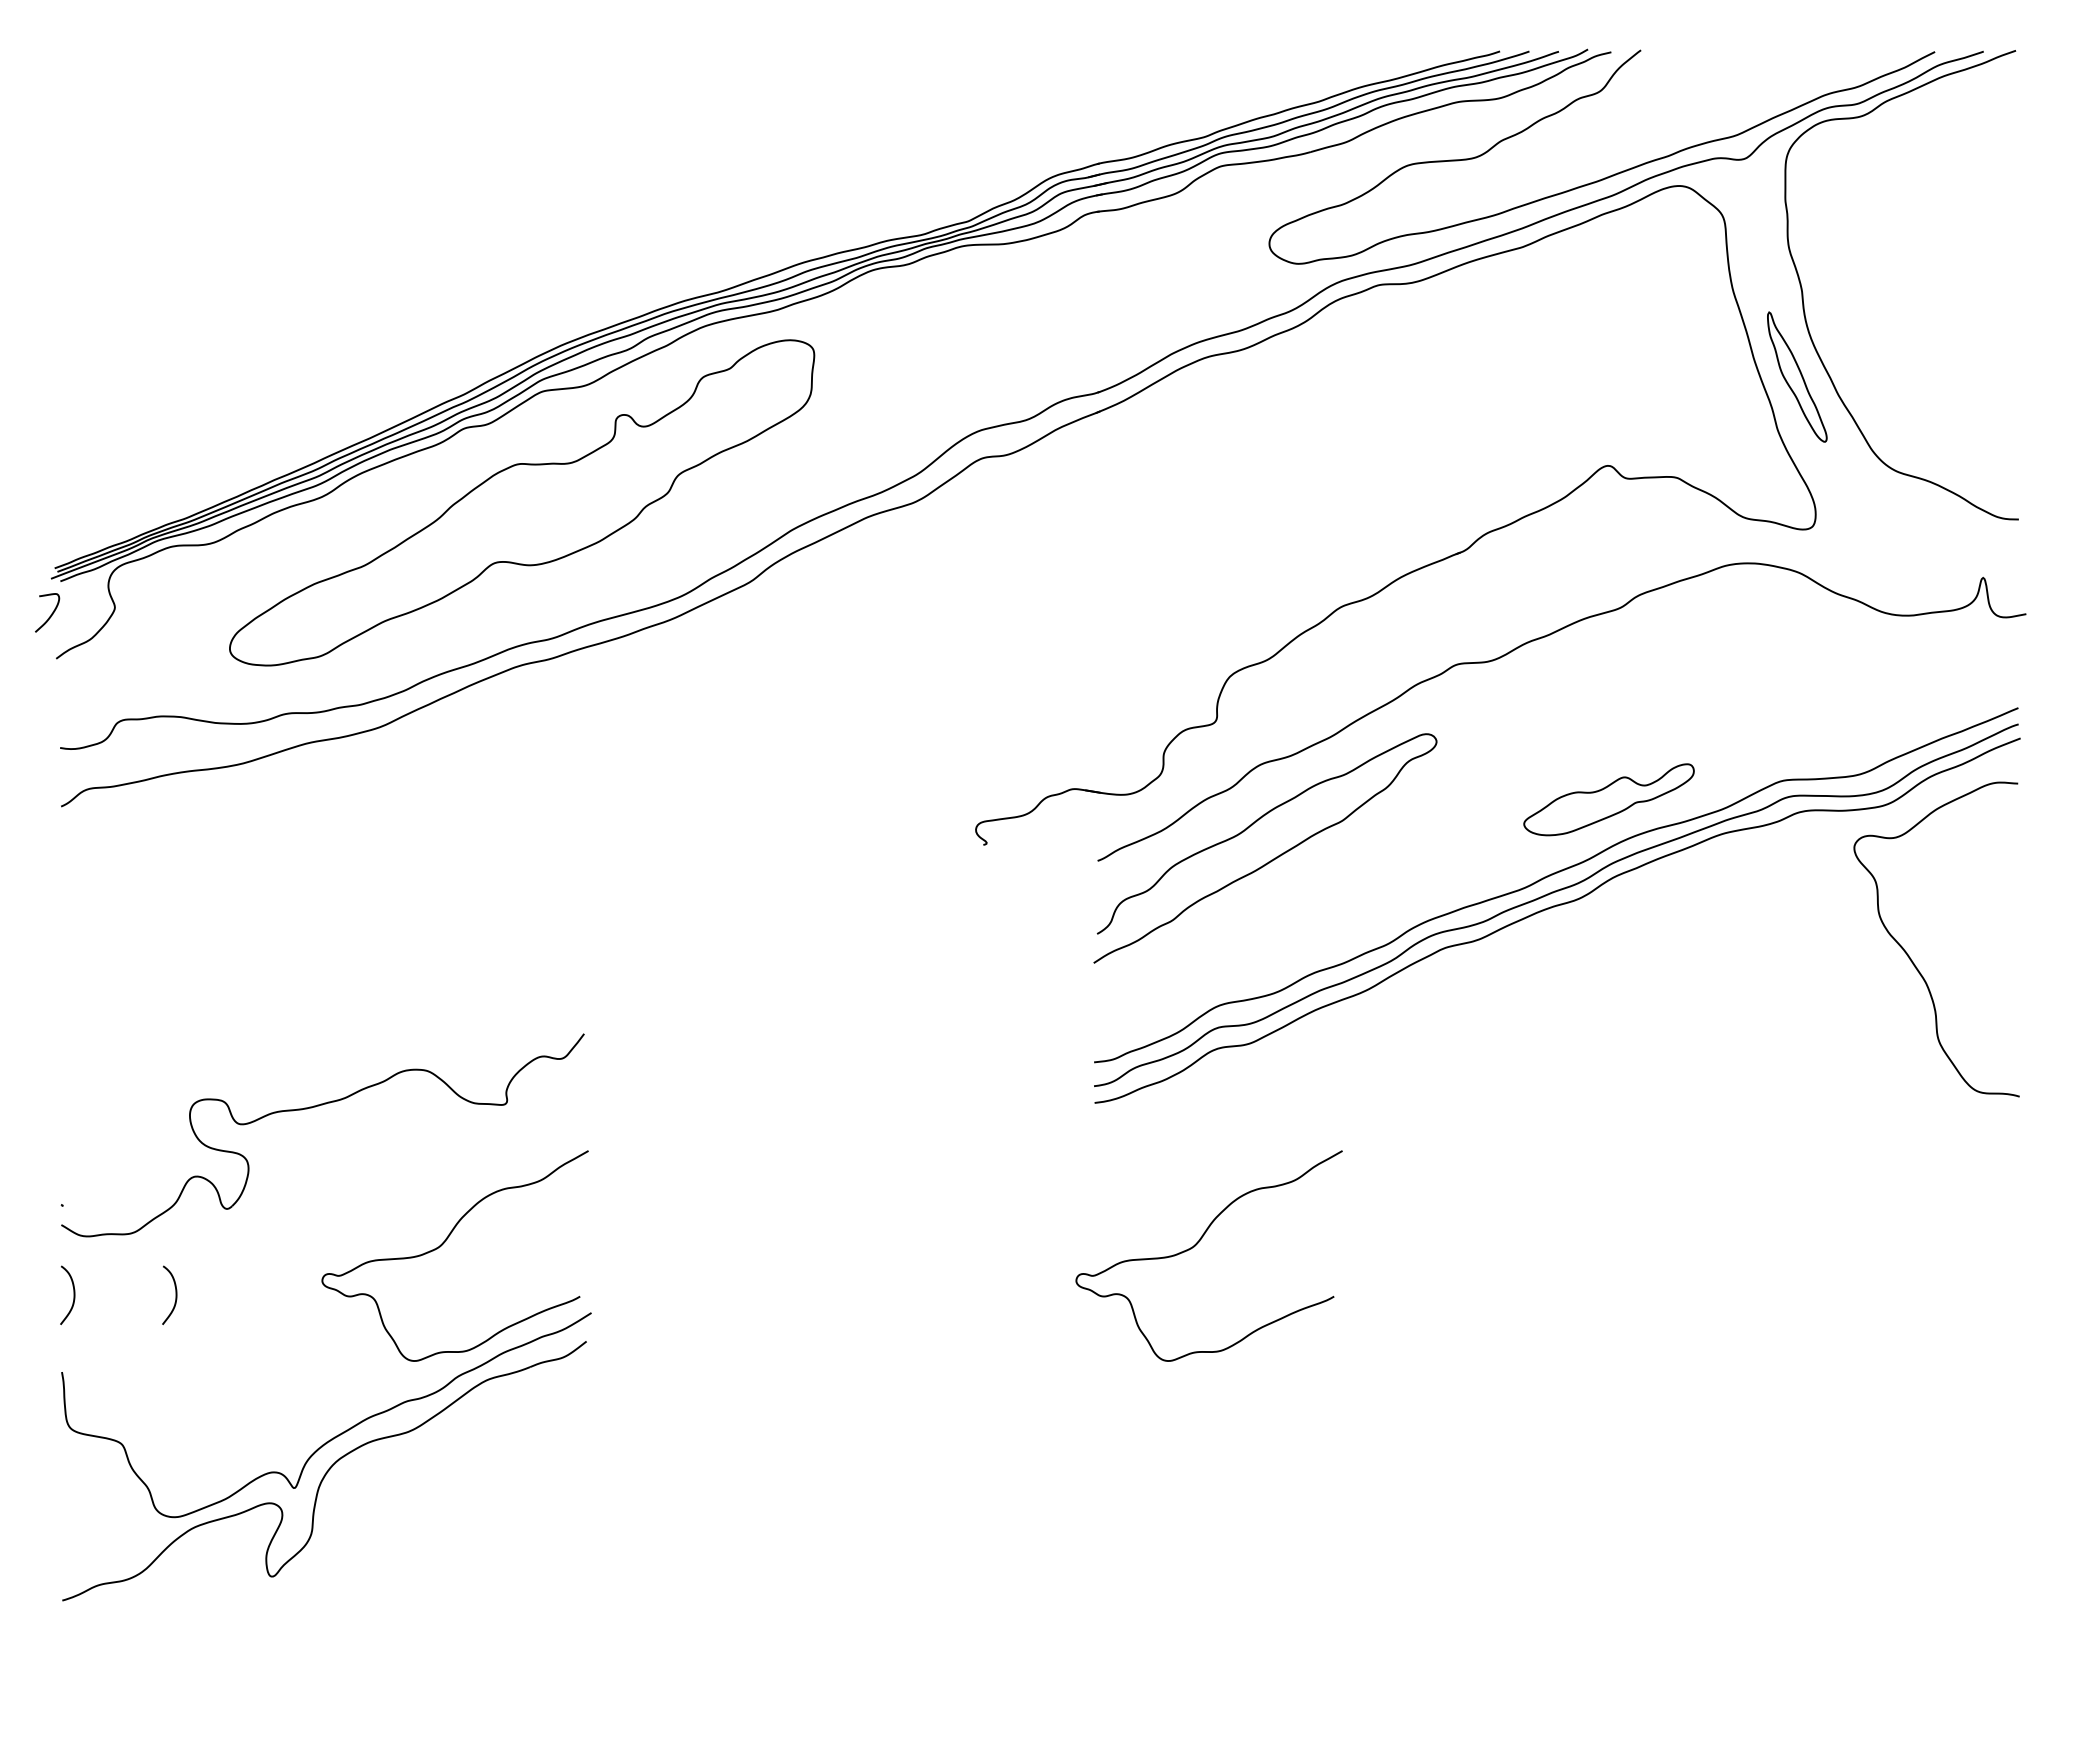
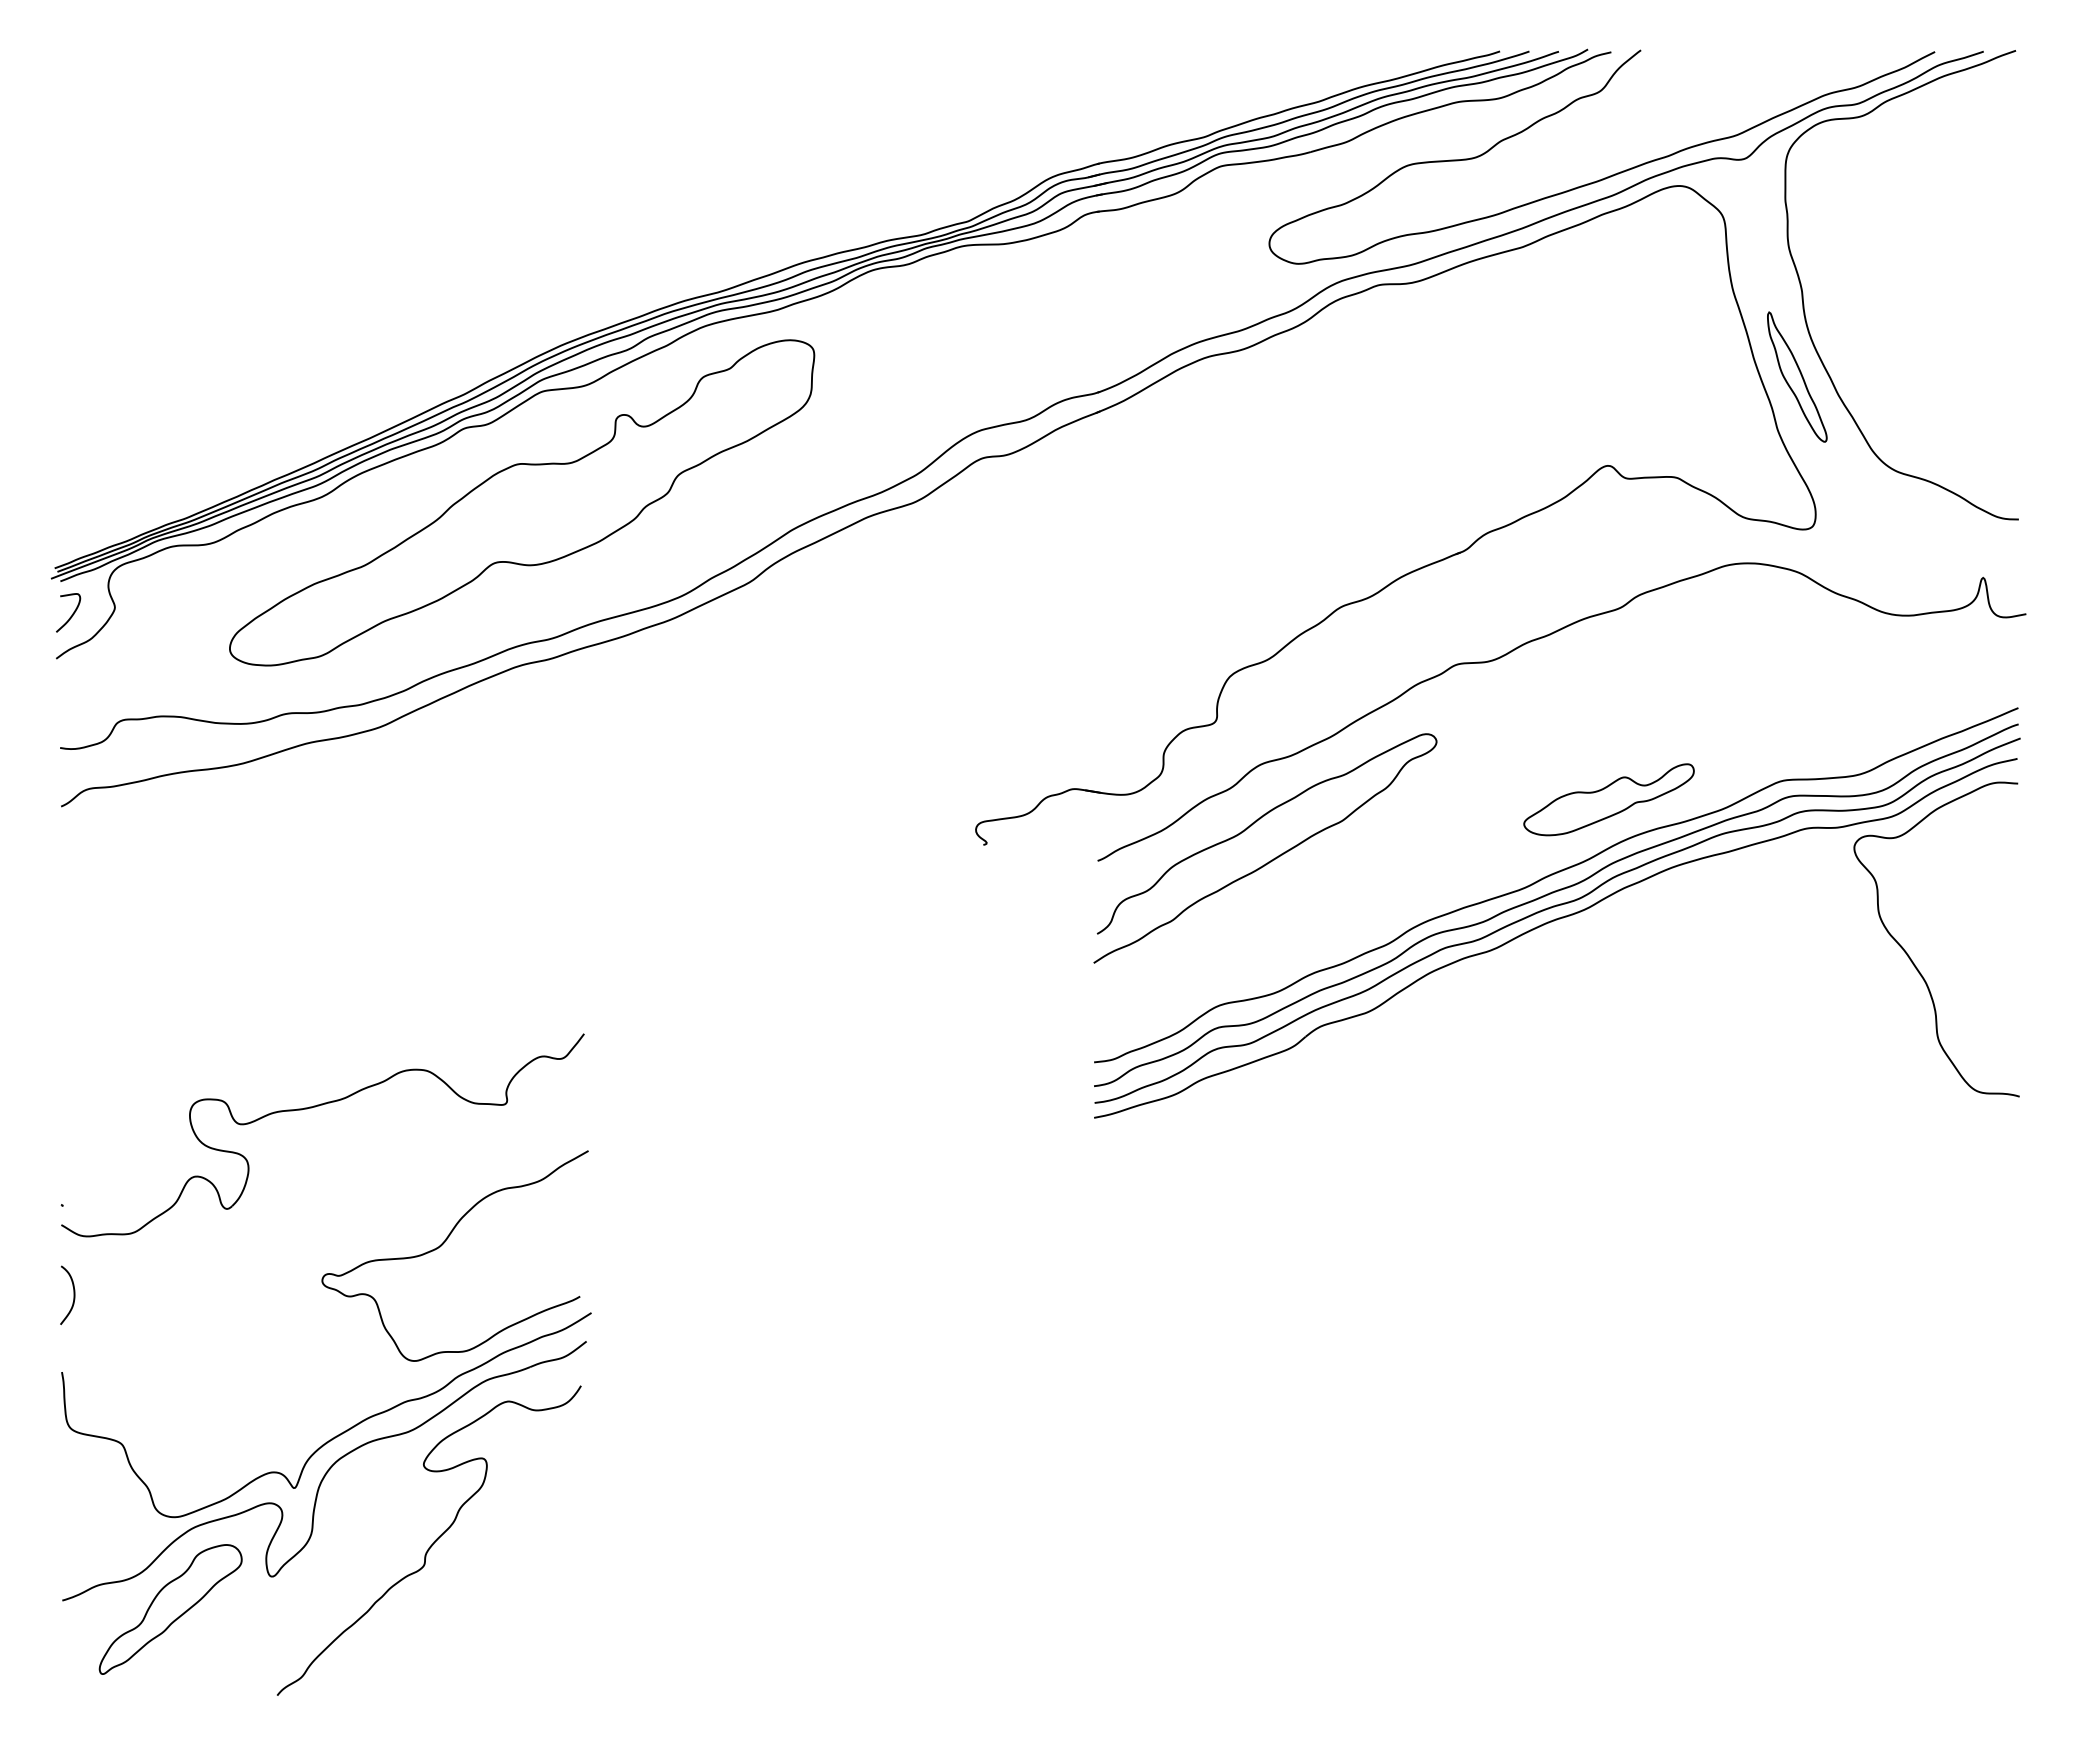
curve position: (51, 613) -> (72, 613) (72, 613)
part: none -> present (1549, 923)
curve: present -> none (1197, 1244)
curve: present -> none (175, 1294)
curve: none -> present (432, 1543)
part: none -> present (170, 1609)
